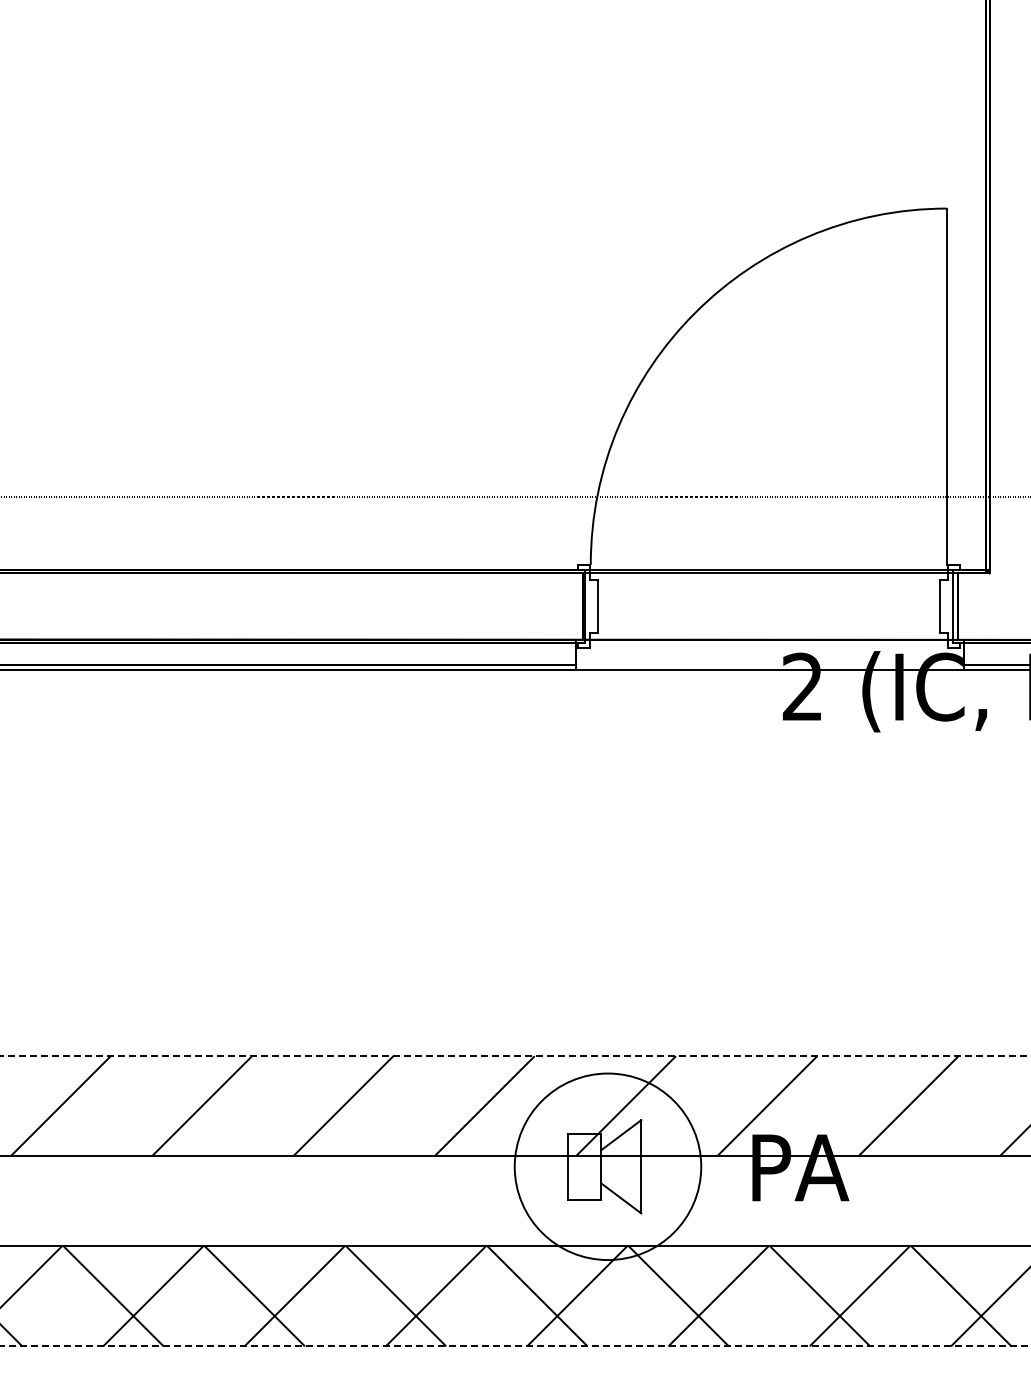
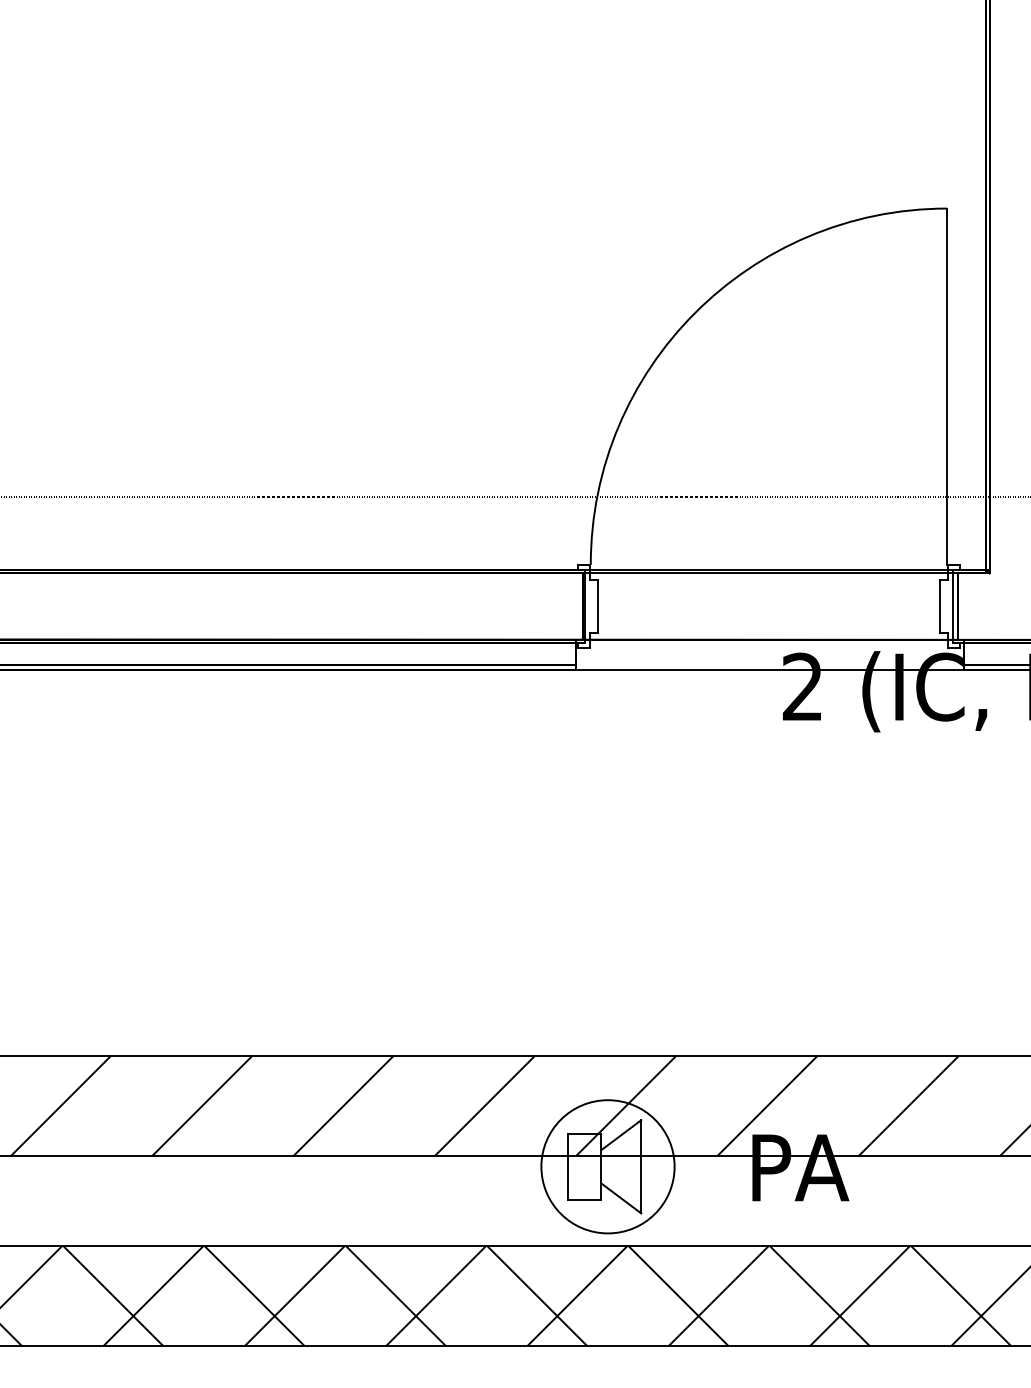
line: dashed -> solid (515, 1056)
circle diameter: 187 px -> 133 px (607, 1166)
line: dashed -> solid (515, 1346)
